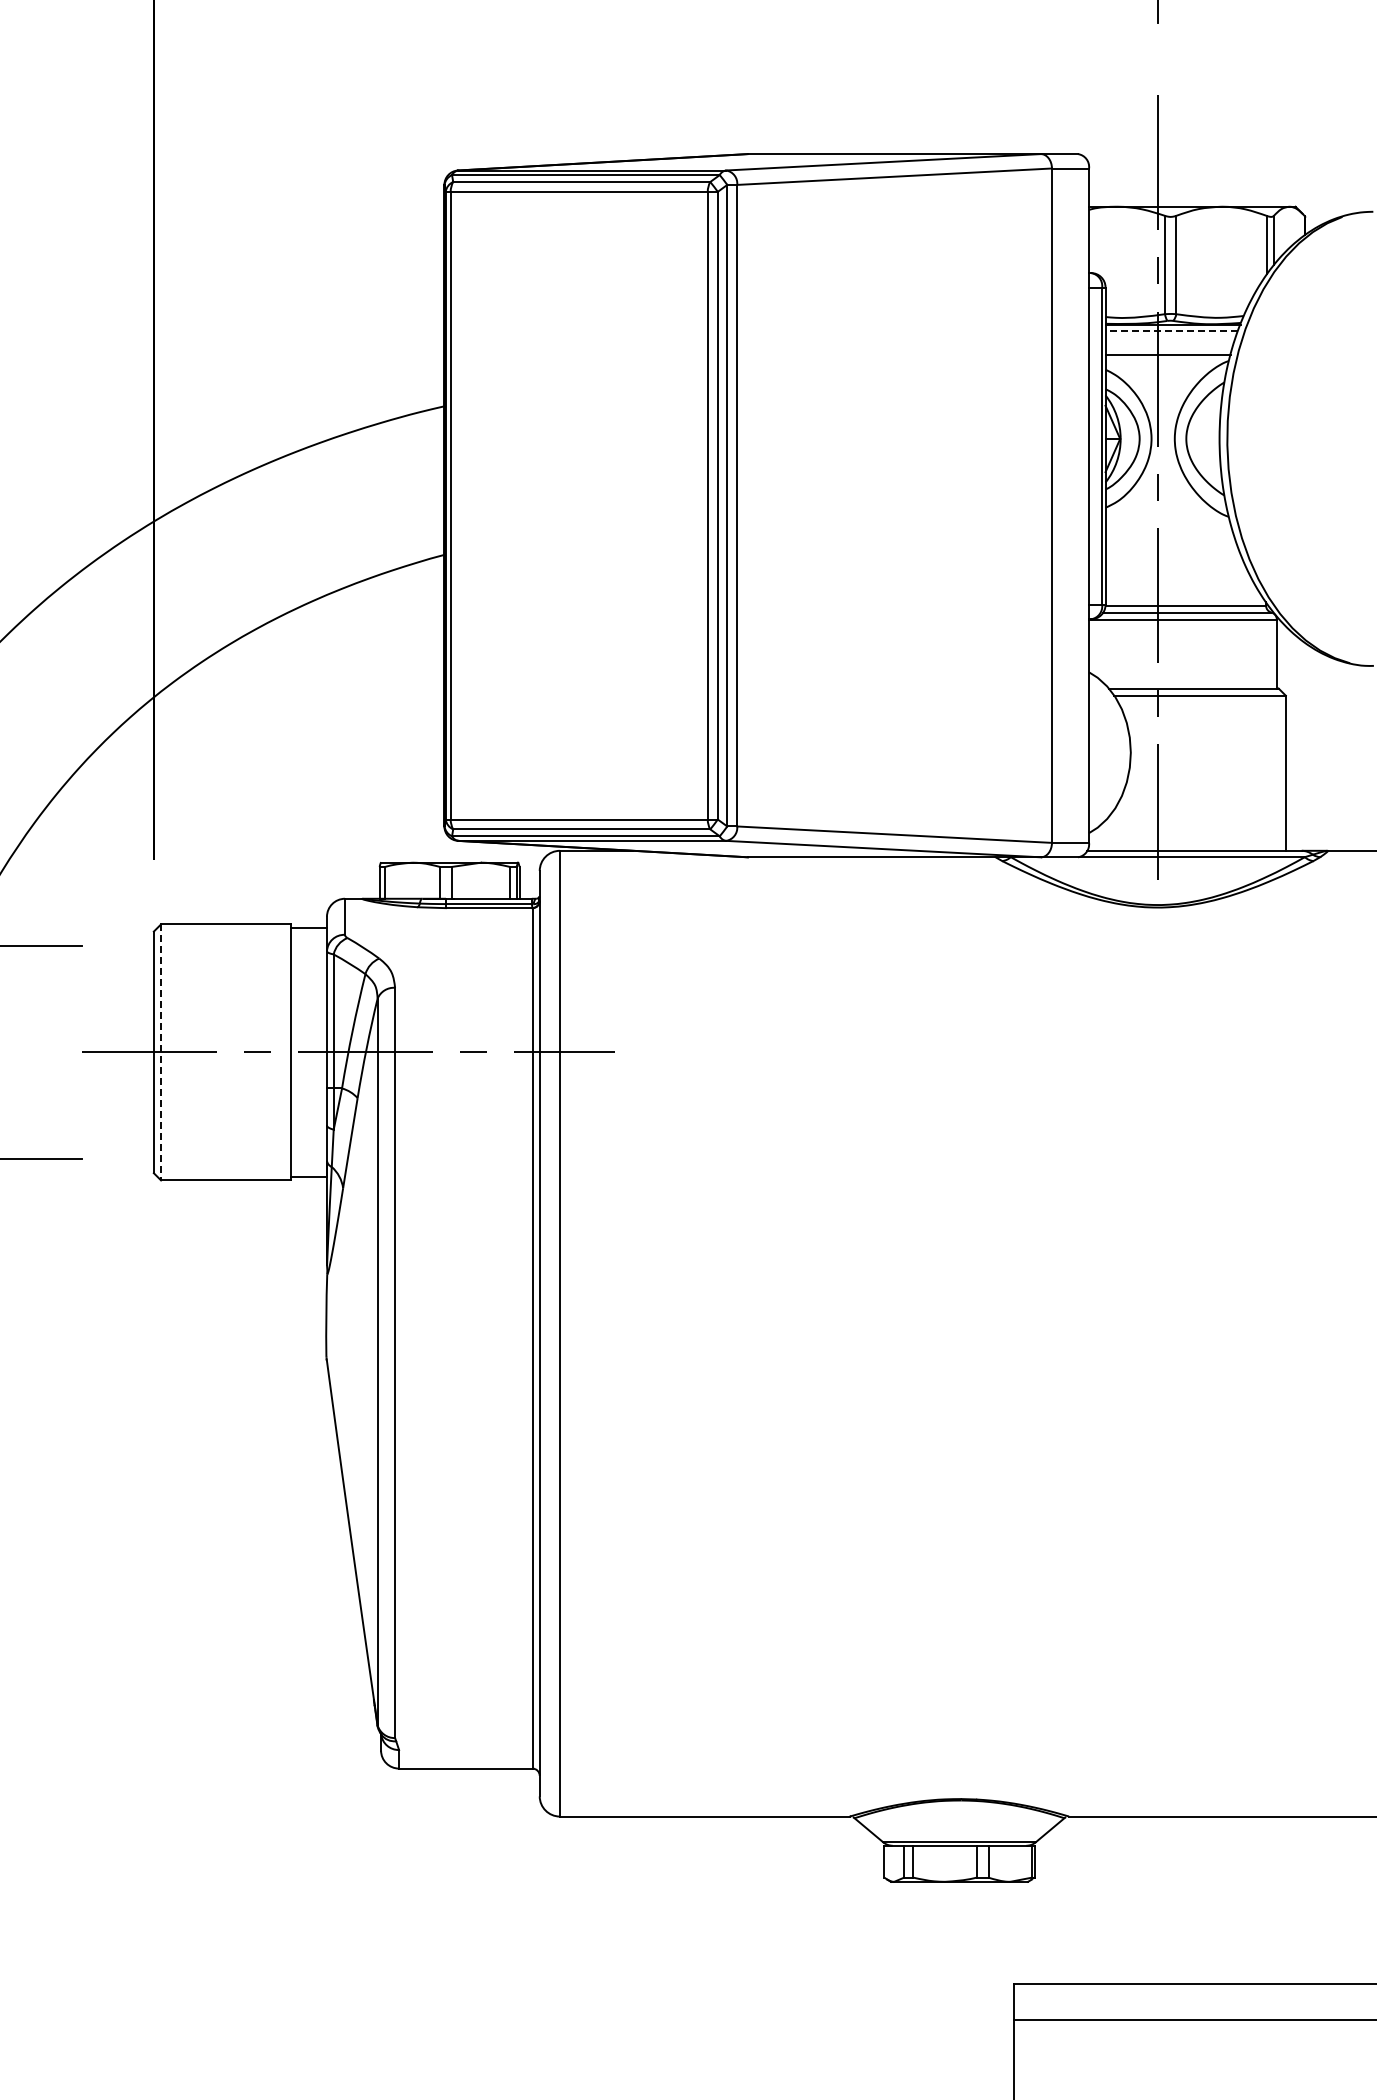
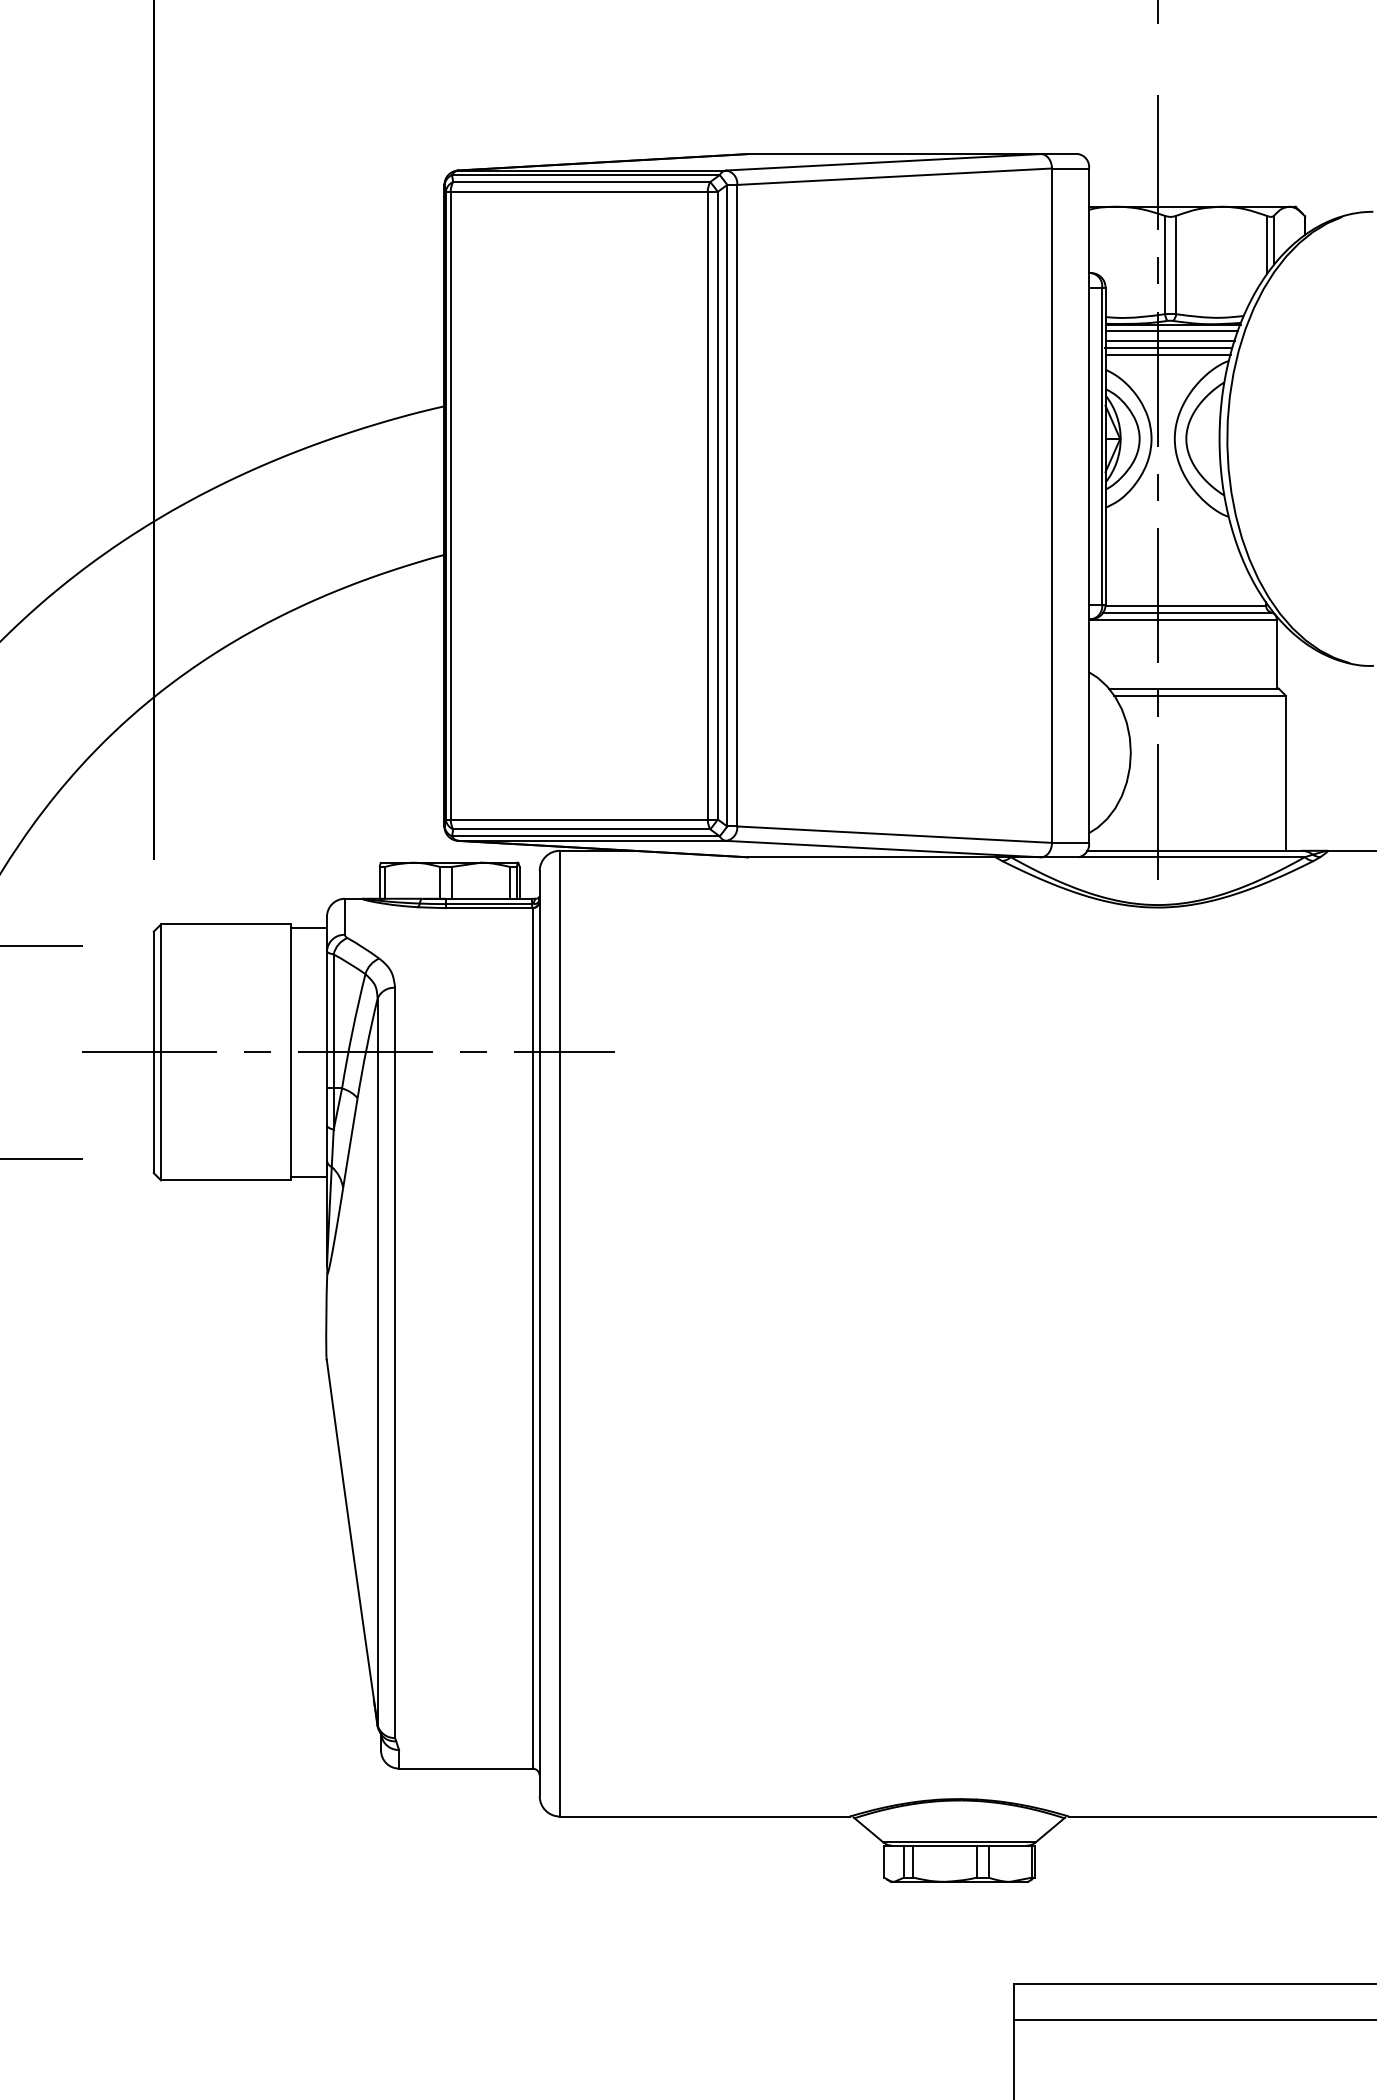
line: dashed -> solid (1171, 331)
line: none -> present (1169, 340)
line: none -> present (1168, 348)
line: dashed -> solid (161, 1052)
